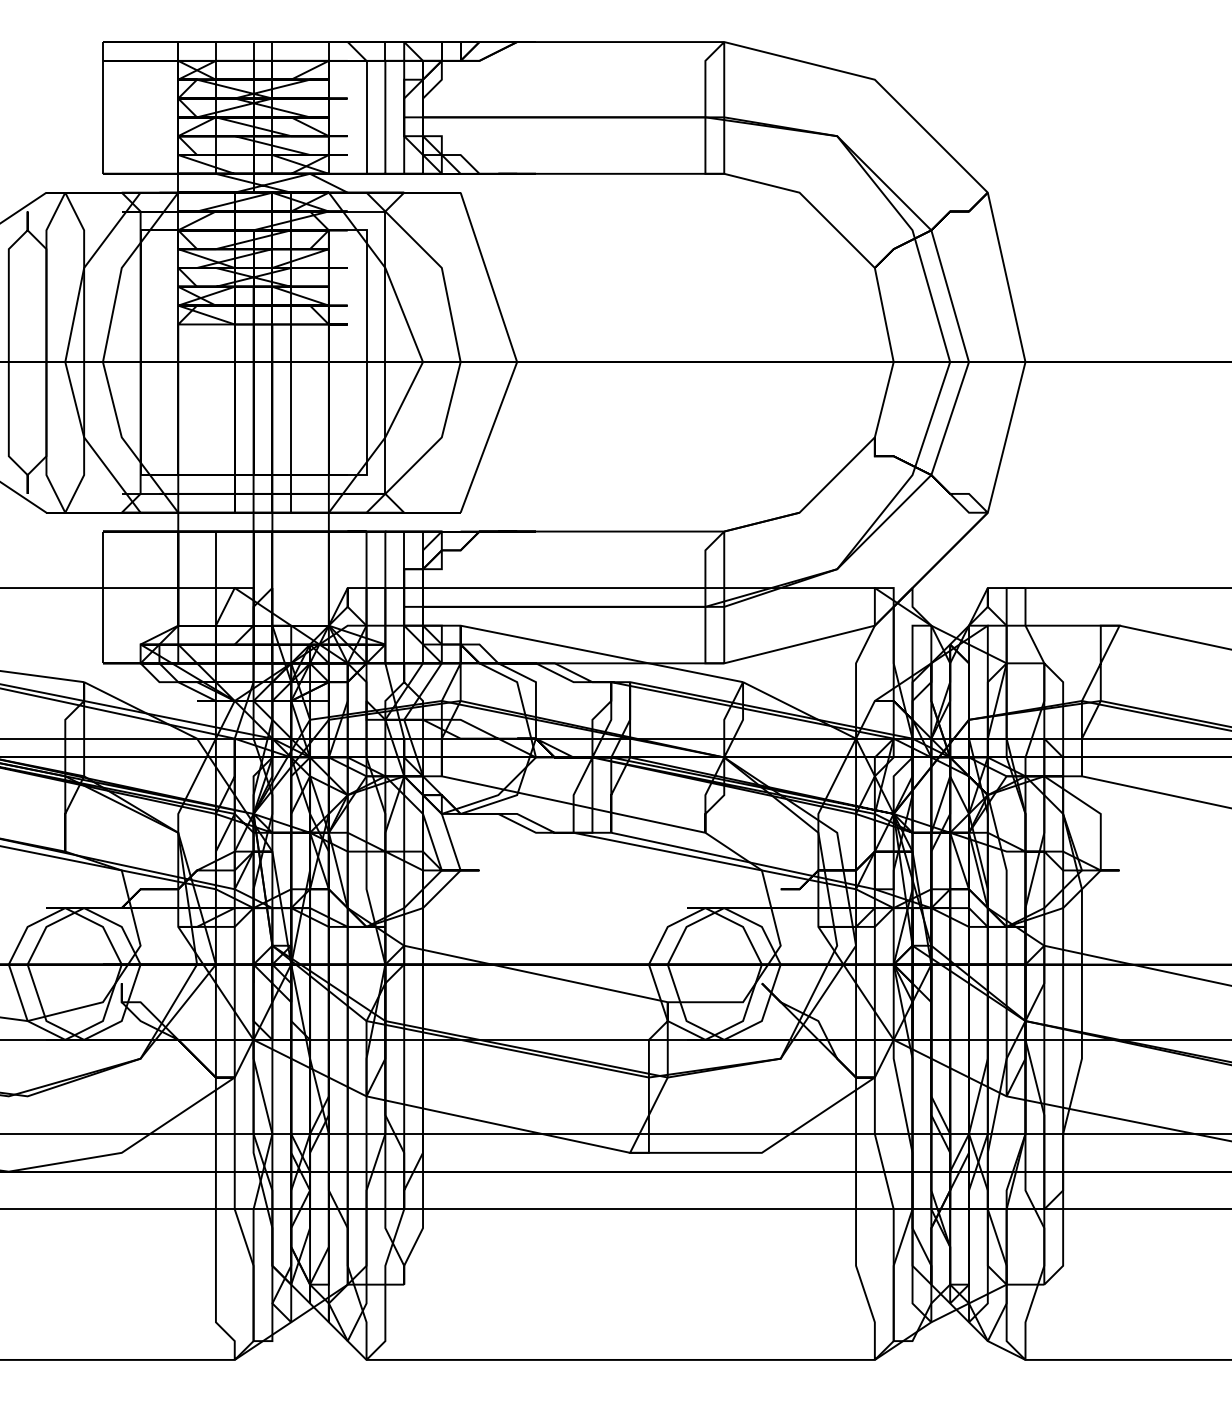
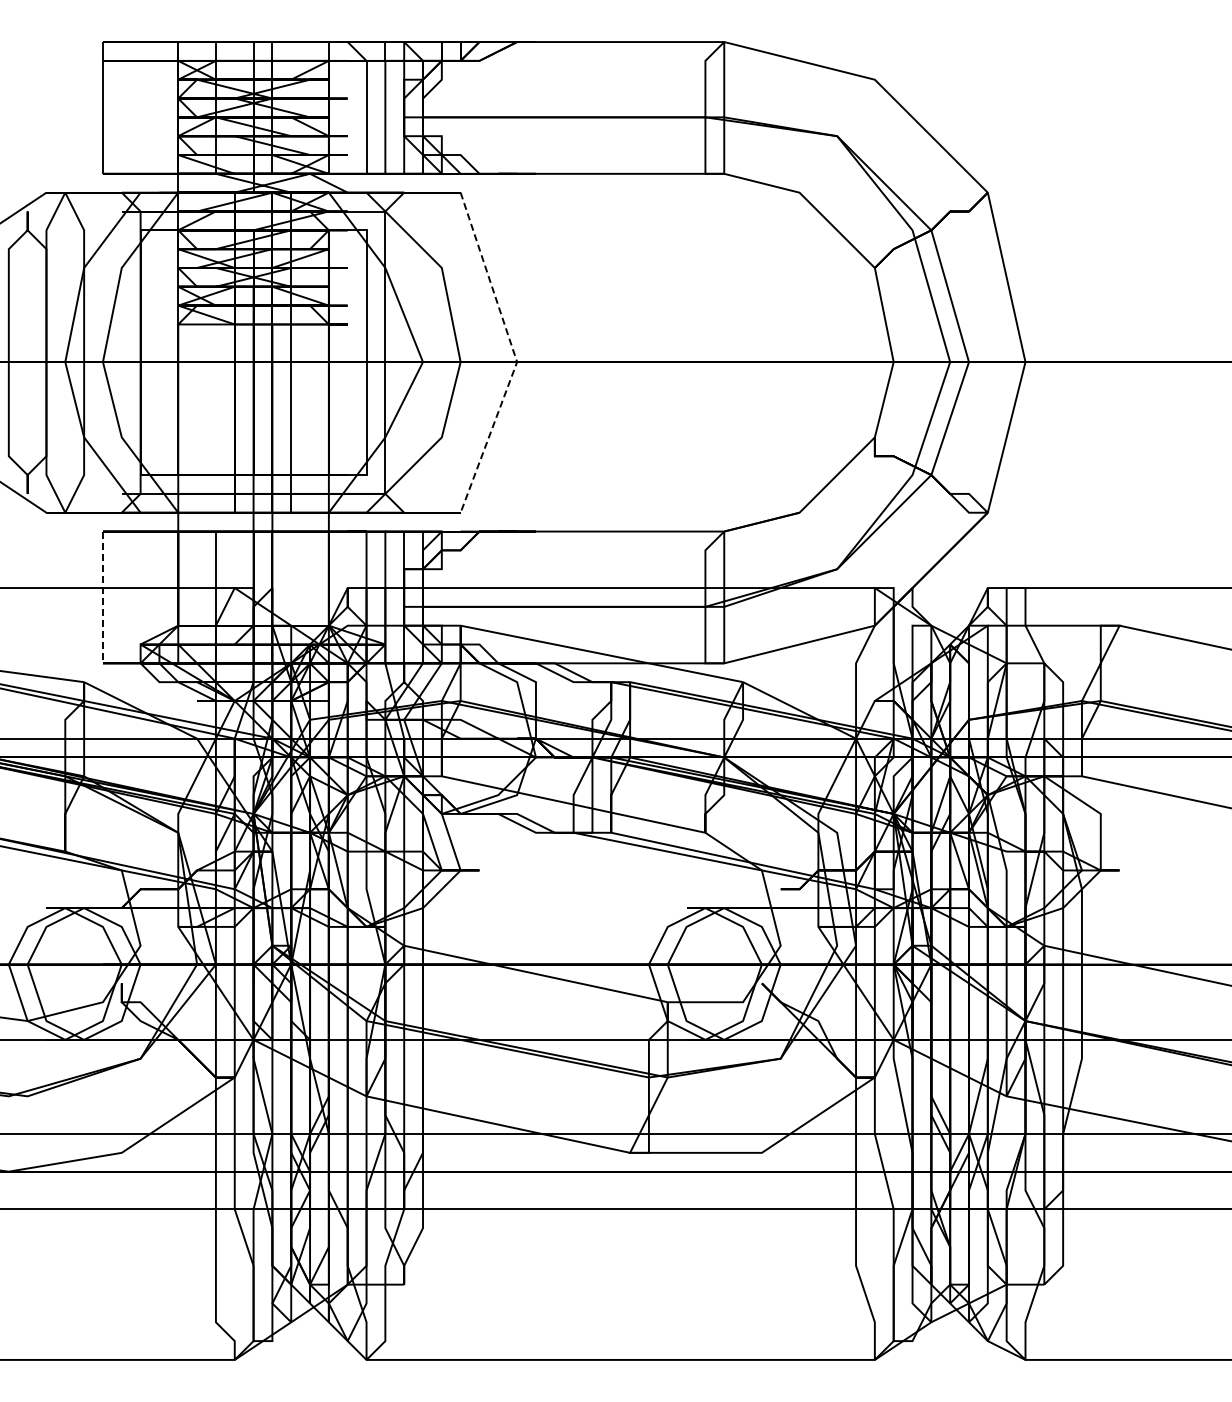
line: solid -> dashed (514, 354)
line: solid -> dashed (102, 597)
